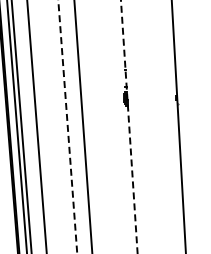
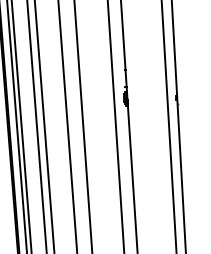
line: none -> present (44, 126)
line: none -> present (115, 126)
line: dashed -> solid (129, 126)
line: none -> present (168, 126)
line: dashed -> solid (67, 127)
